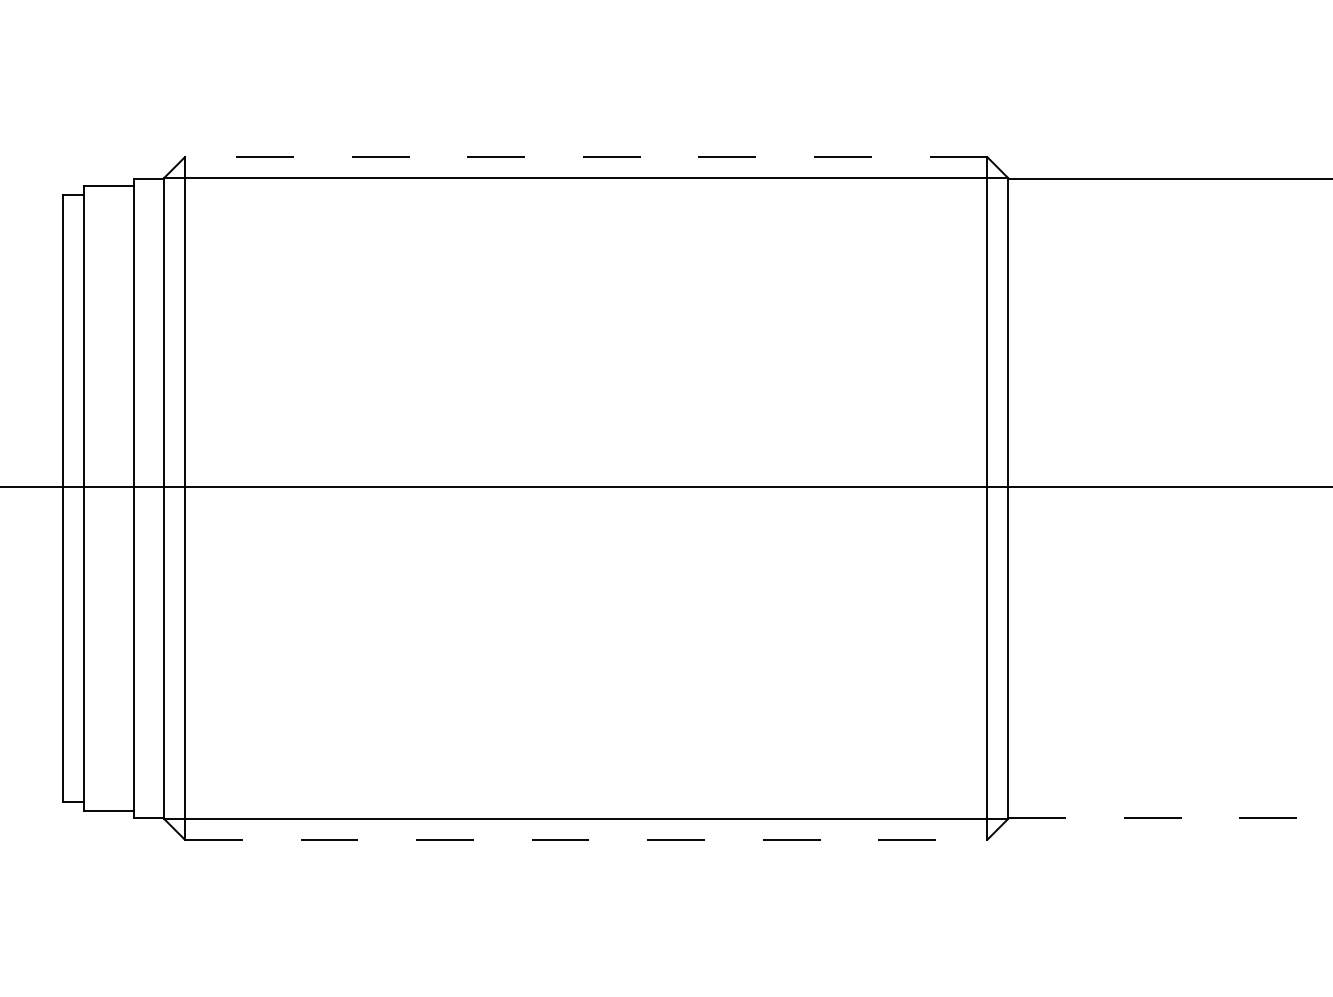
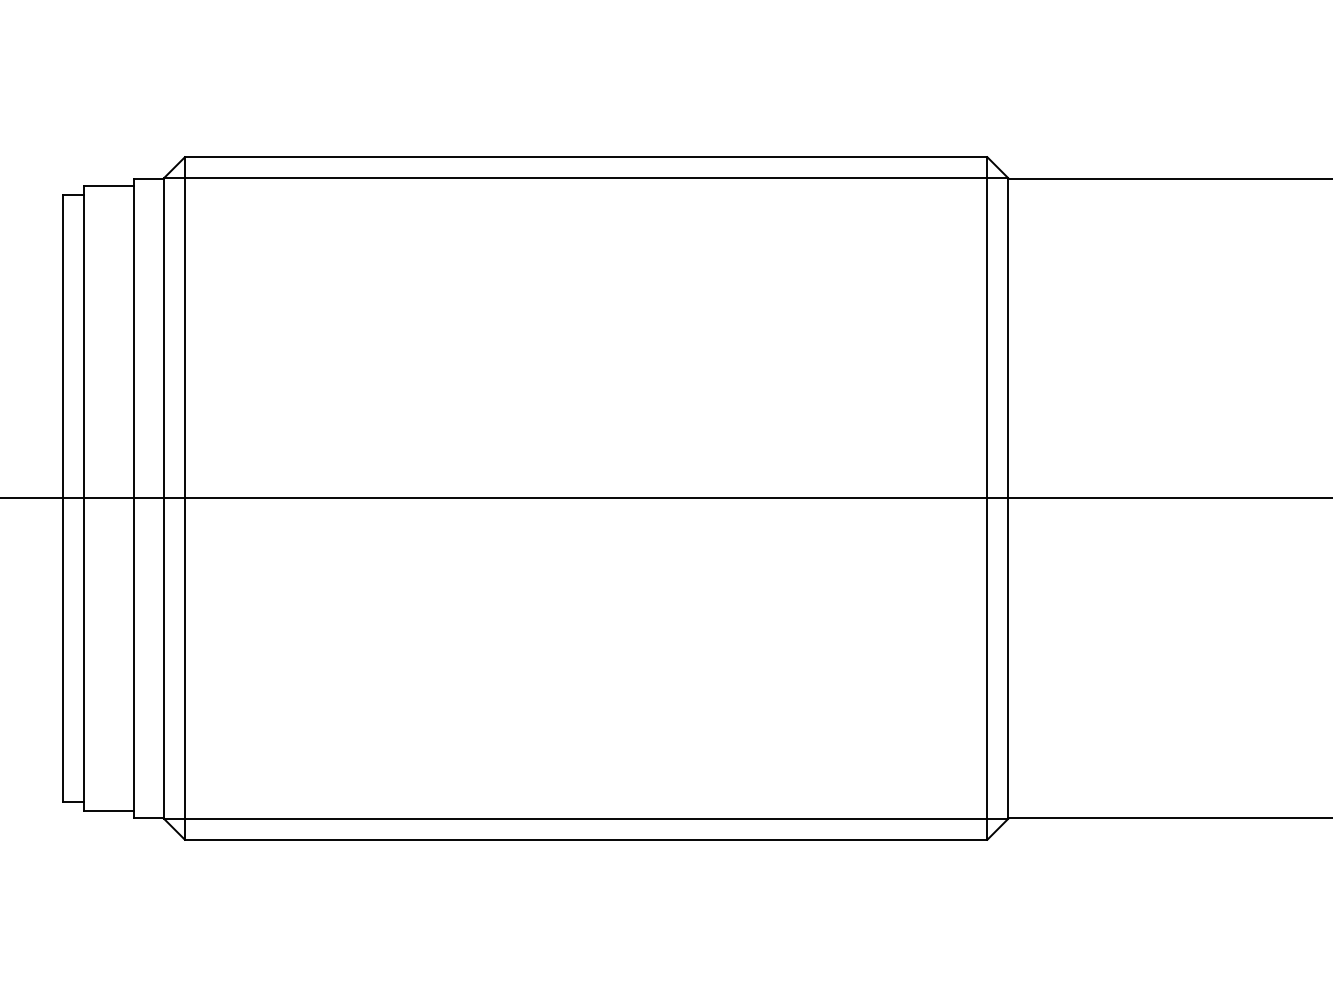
line: dashed -> solid (585, 157)
line position: (665, 487) -> (665, 498) (665, 498)
line: dashed -> solid (1170, 817)
line: dashed -> solid (586, 839)
